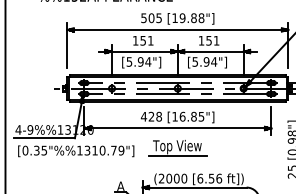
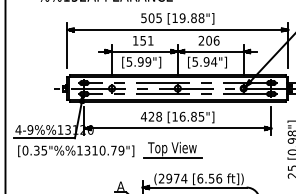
text: 151 -> 206 (208, 40)
text: [5.94"] -> [5.99"] (148, 61)
part position: (177, 148) -> (172, 150) (172, 150)
text: (2000 -> (2974 (176, 178)
